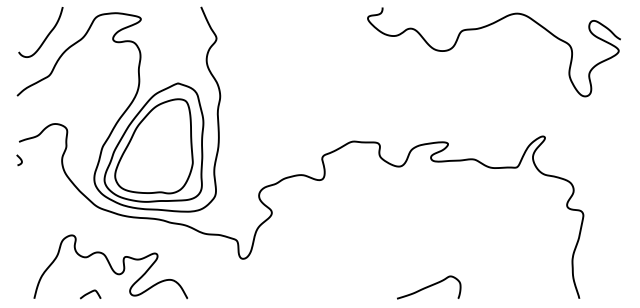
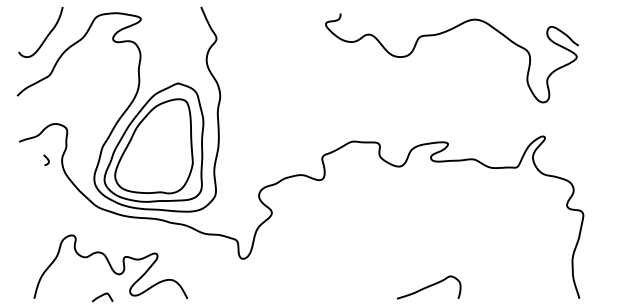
curve position: (486, 27) -> (444, 33) (444, 33)
curve position: (19, 159) -> (46, 159) (46, 159)
curve position: (90, 293) -> (102, 296) (102, 296)
